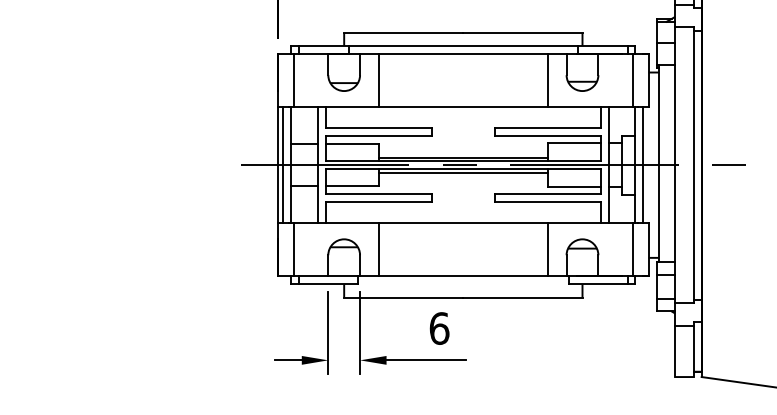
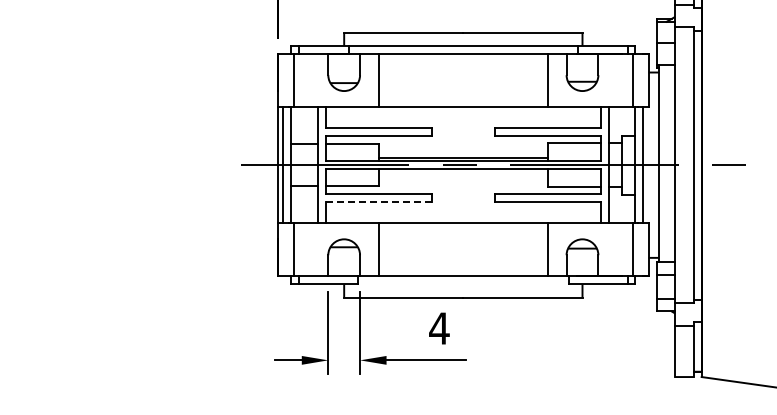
line: present -> none (463, 172)
line: solid -> dashed (378, 202)
text: 6 -> 4 (439, 328)
